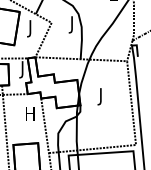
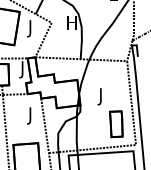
text: J -> H (71, 24)
text: H -> J (30, 115)
part: none -> present (116, 124)
